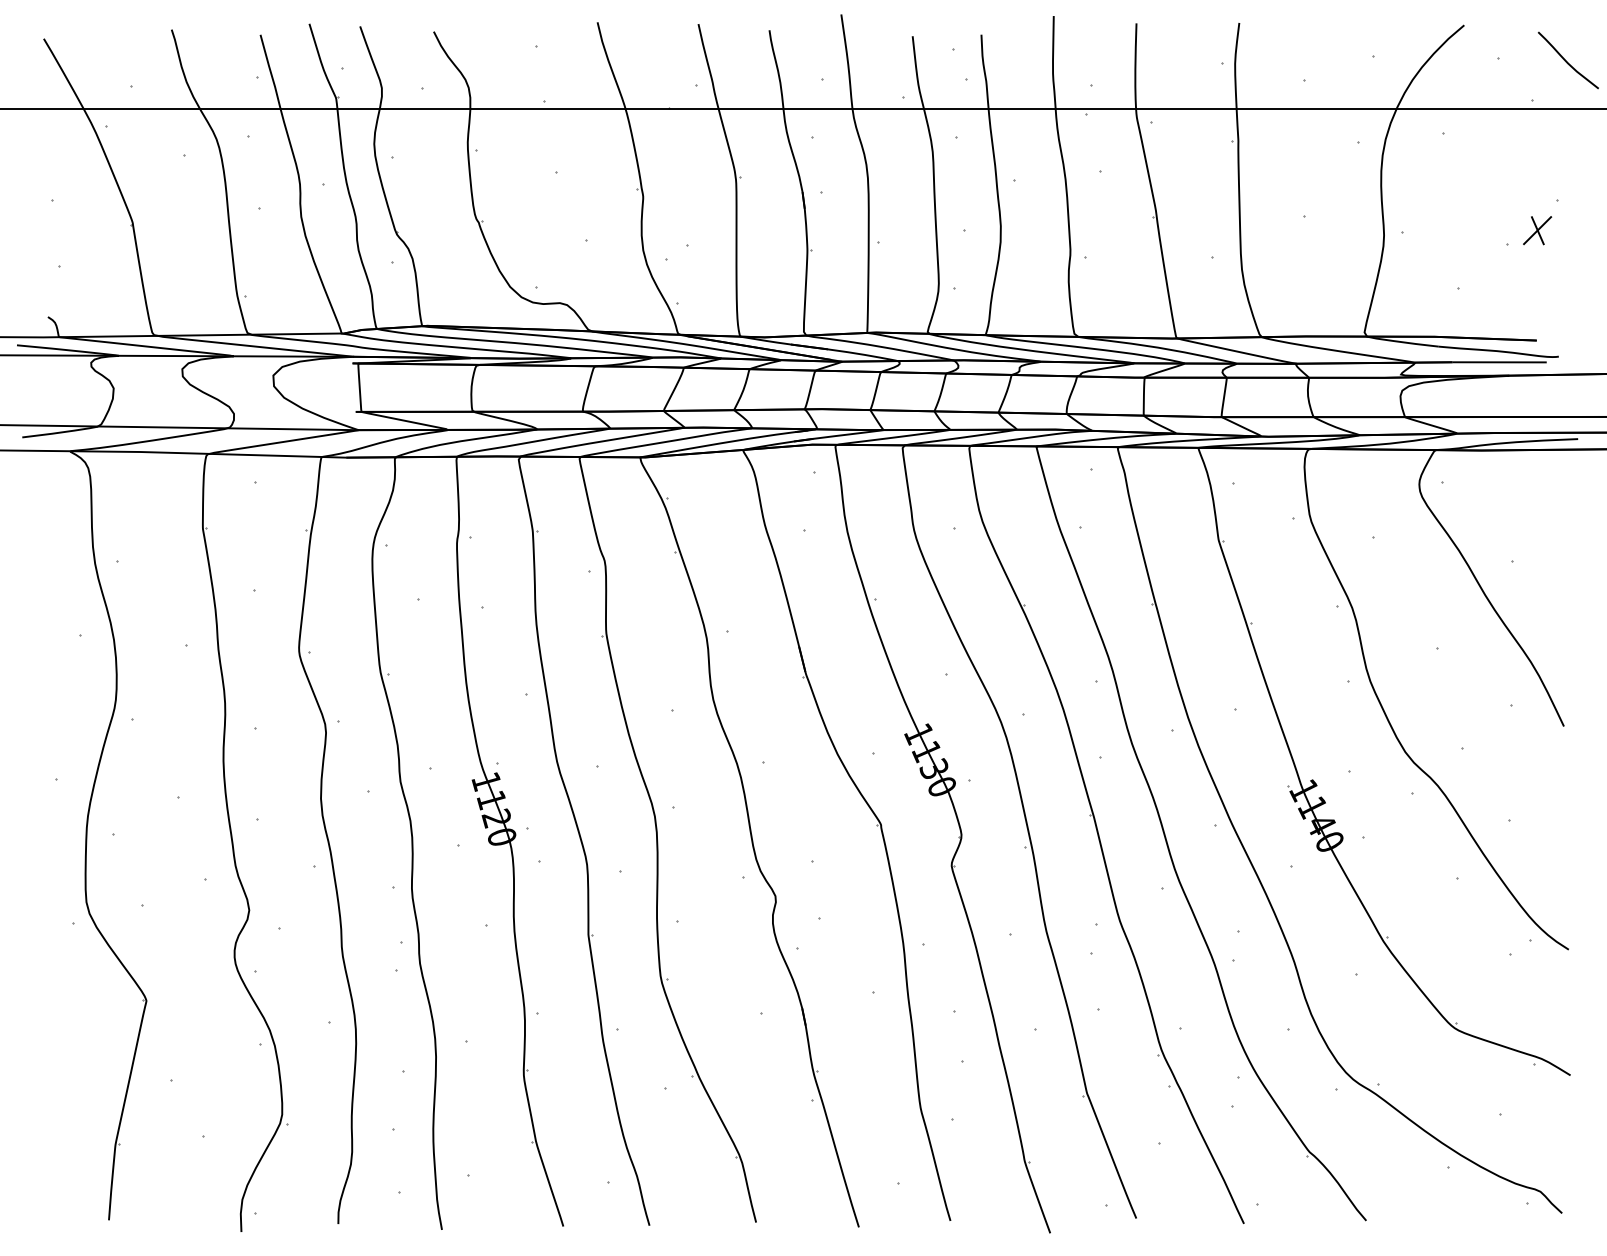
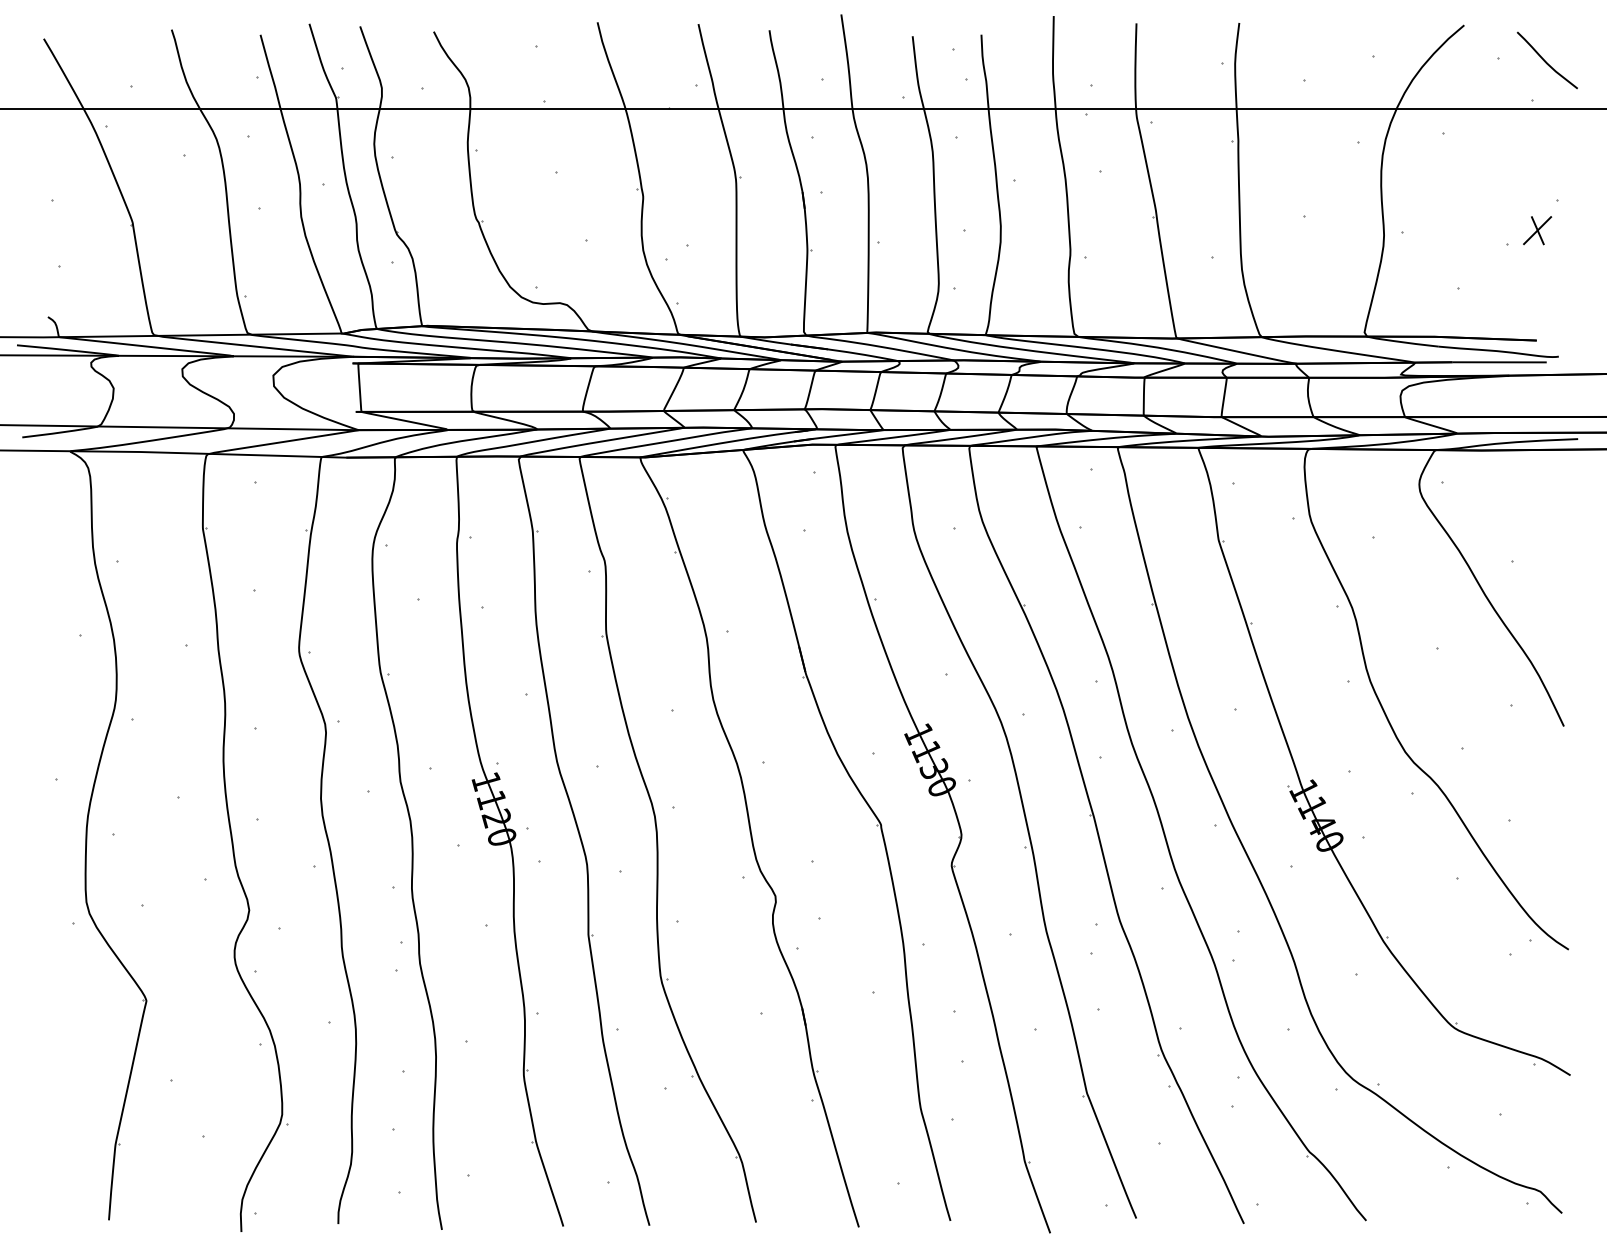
curve position: (1566, 60) -> (1545, 60) (1545, 60)
